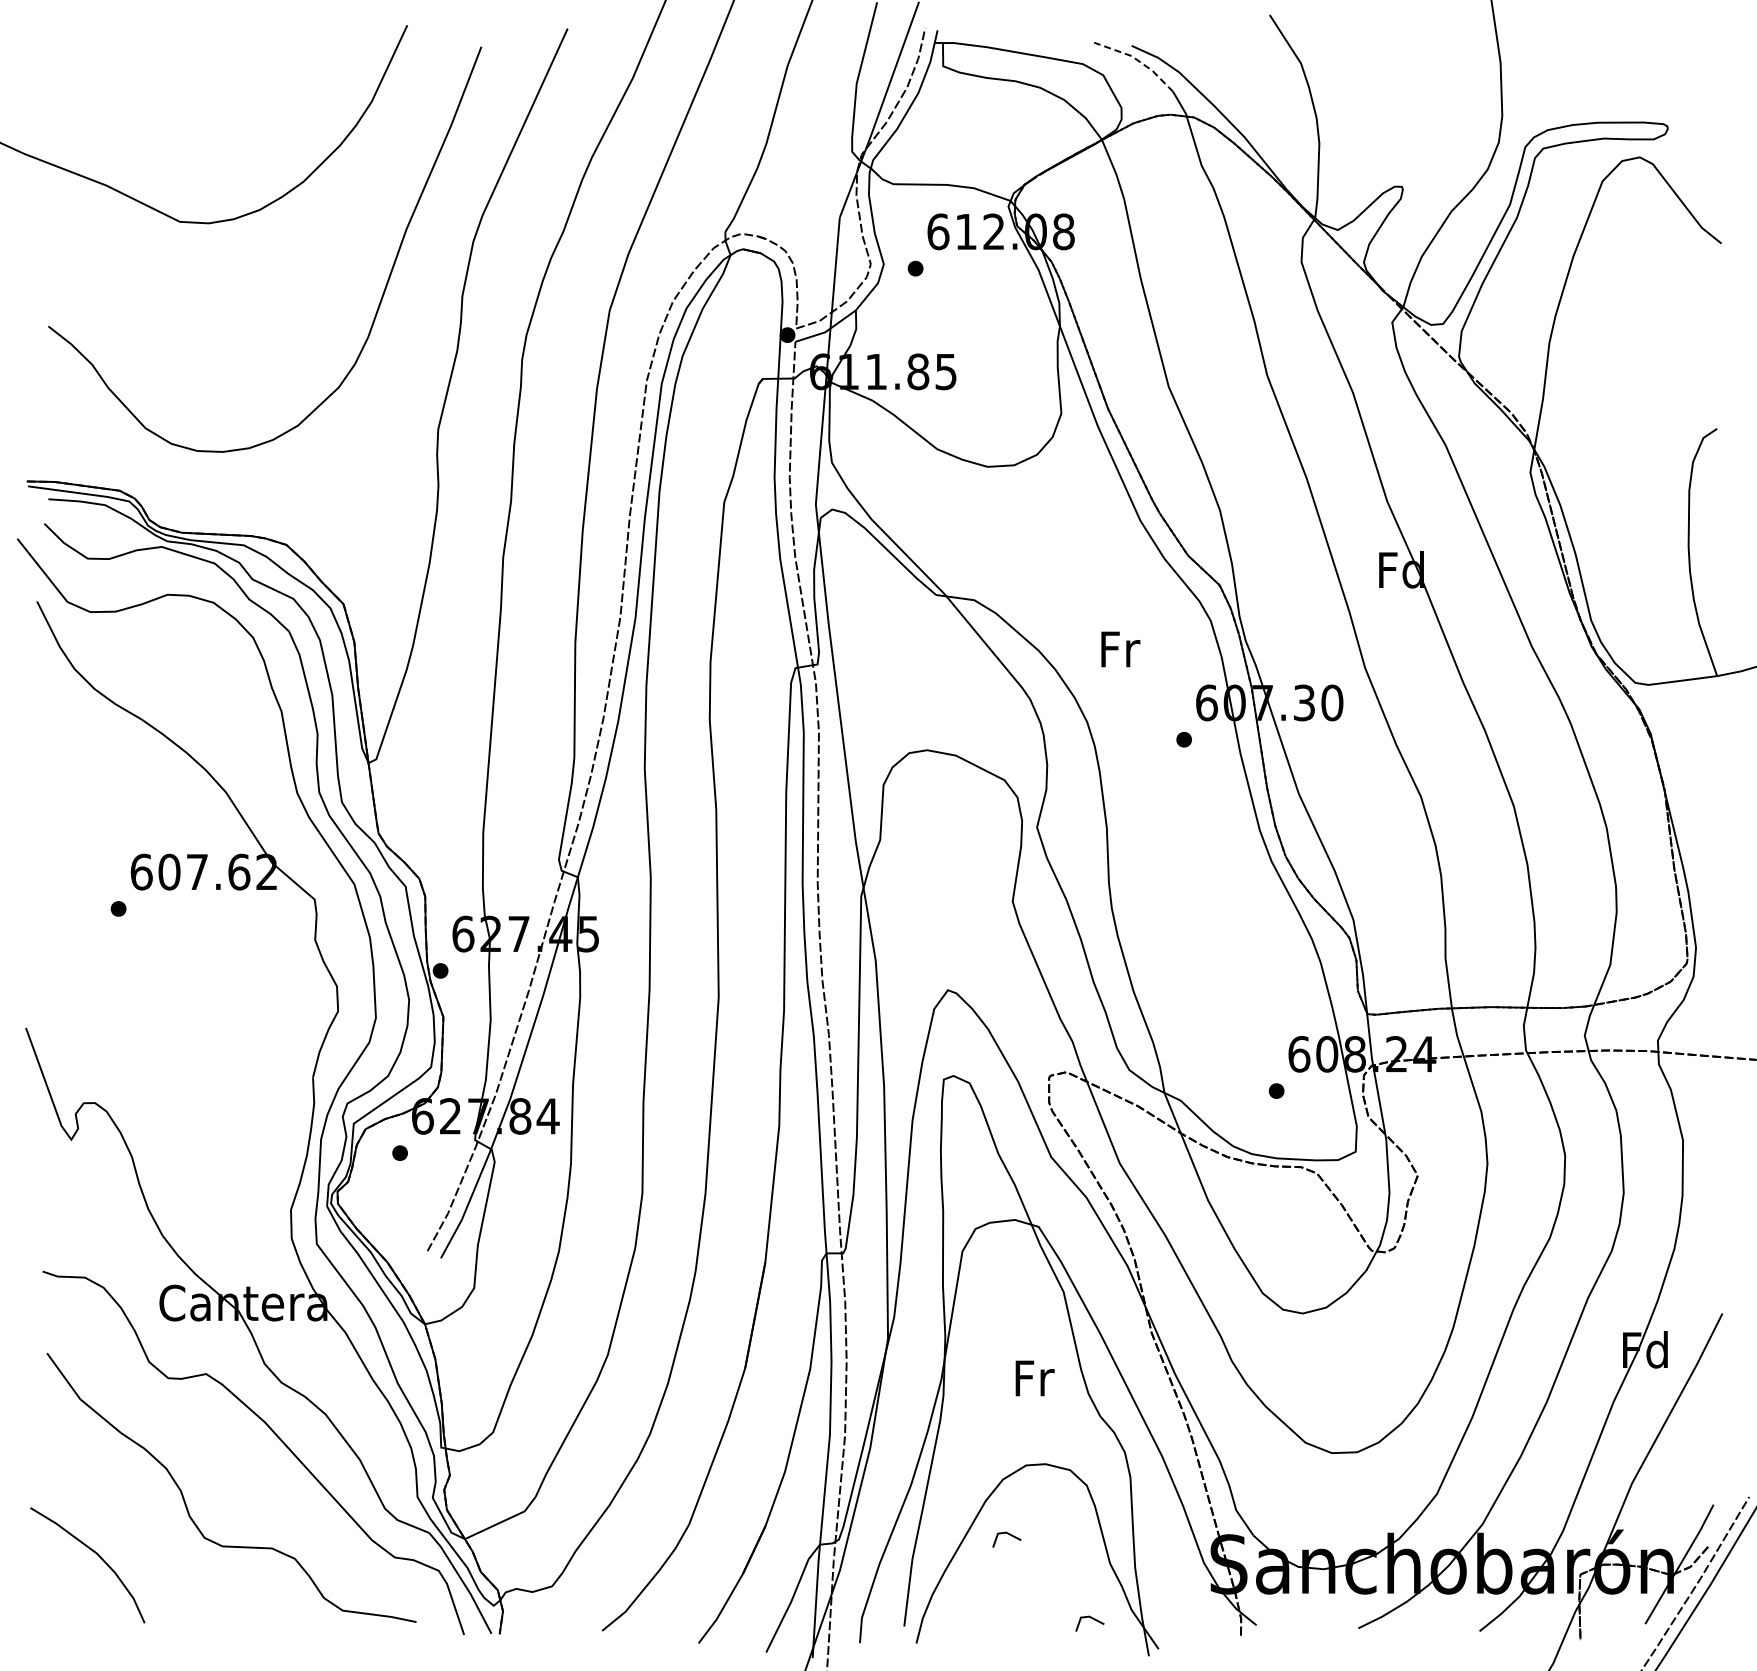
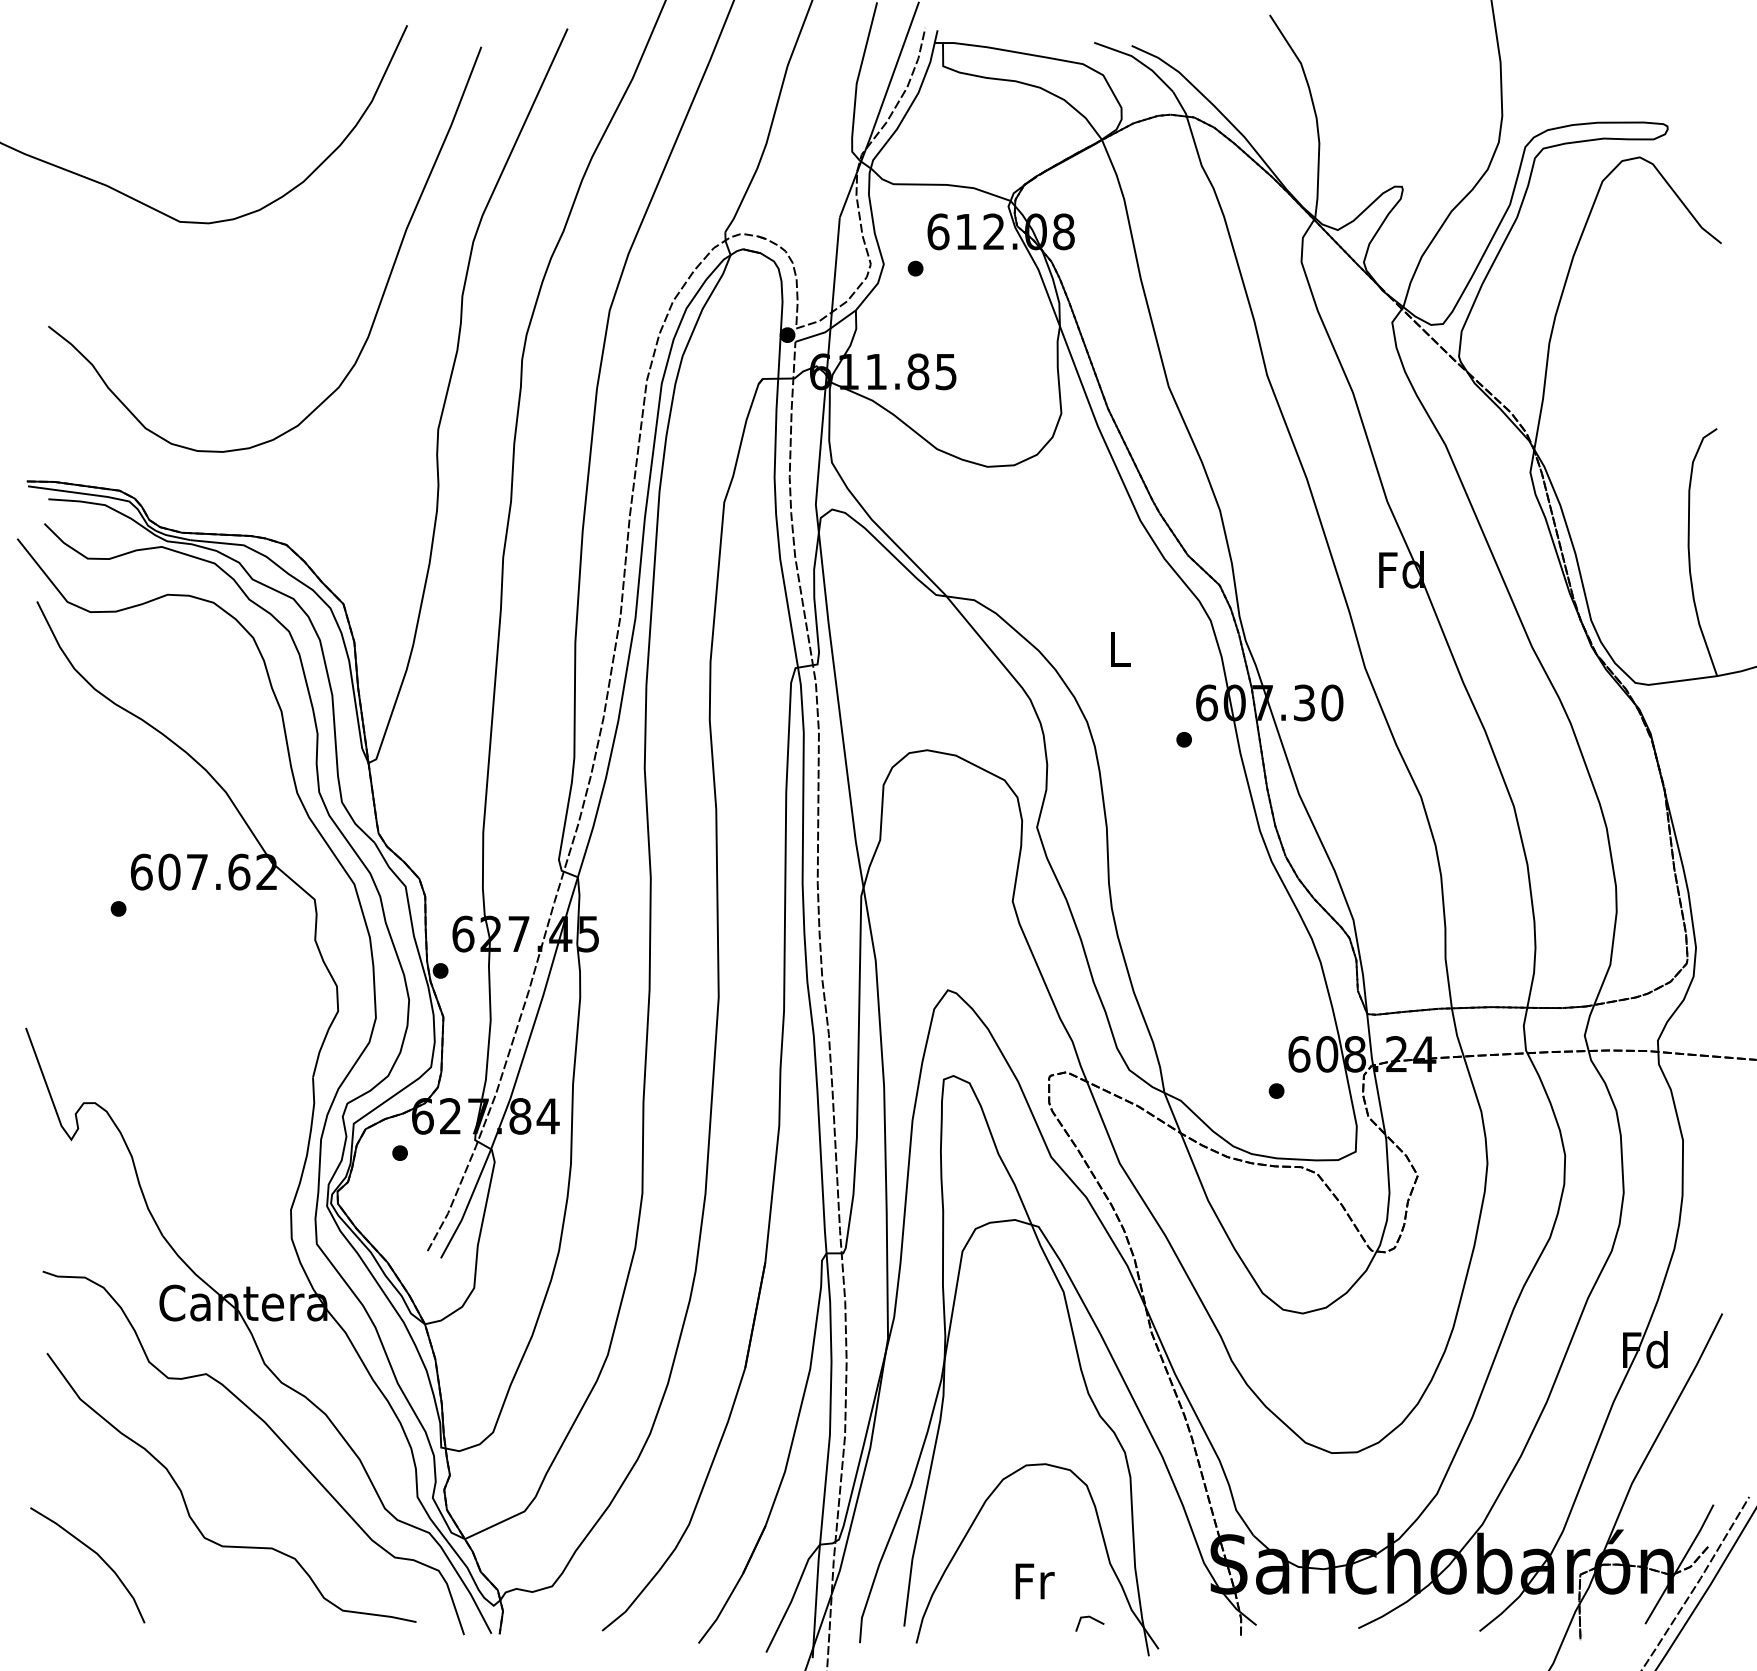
line: dashed -> solid (1138, 60)
text: Fr -> L (1120, 649)
text position: (1034, 1378) -> (1034, 1581) (1034, 1581)
line: present -> none (1009, 1535)
